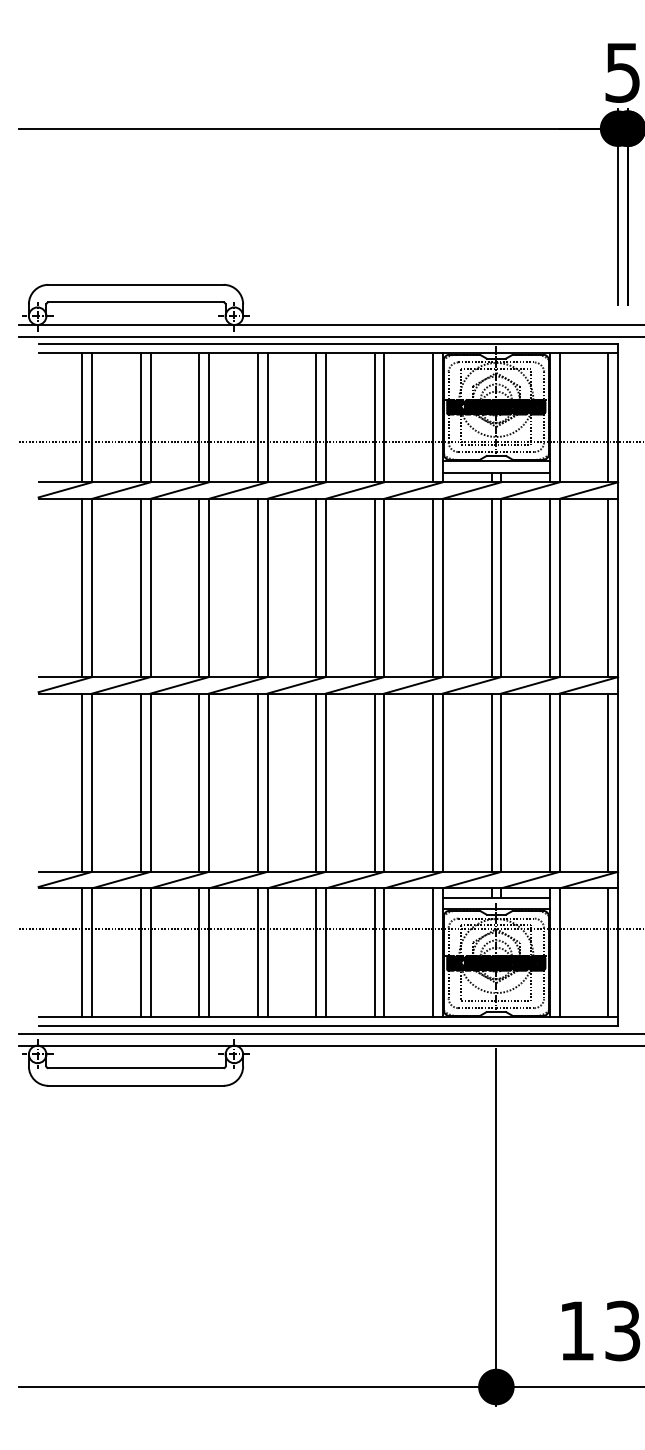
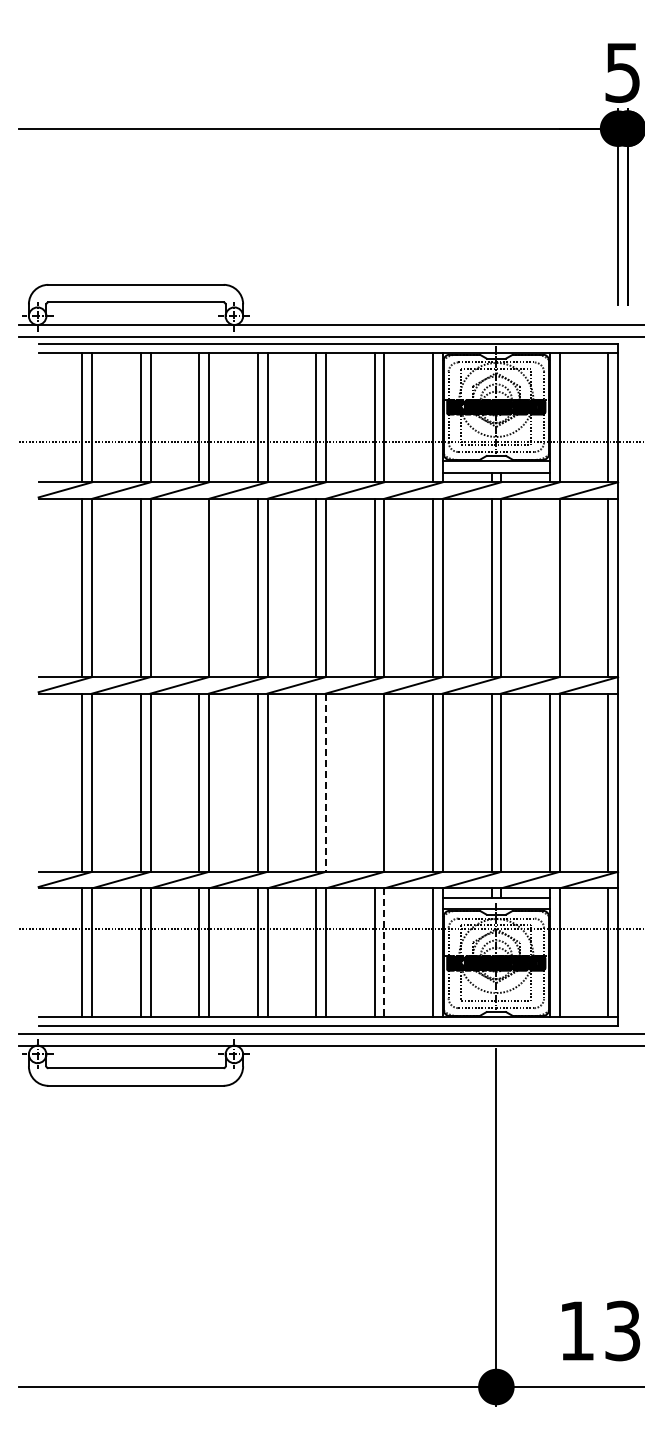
line: present -> none (199, 587)
line: present -> none (549, 587)
line: present -> none (374, 782)
line: solid -> dashed (325, 783)
line: solid -> dashed (384, 952)
